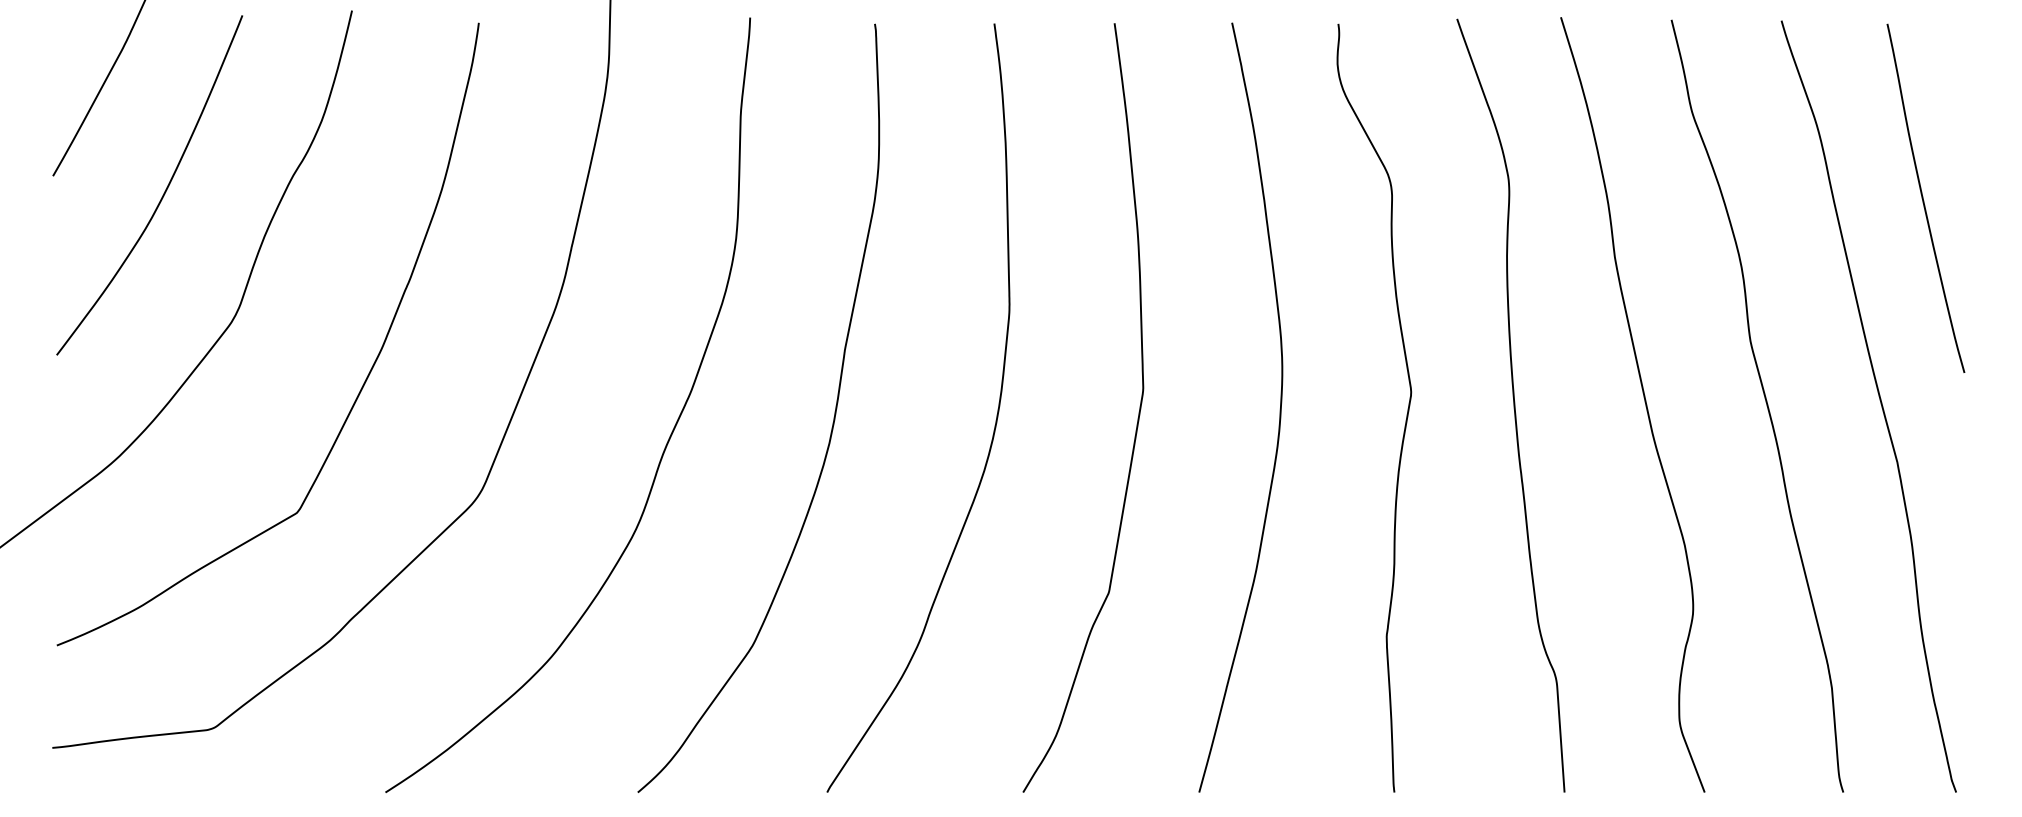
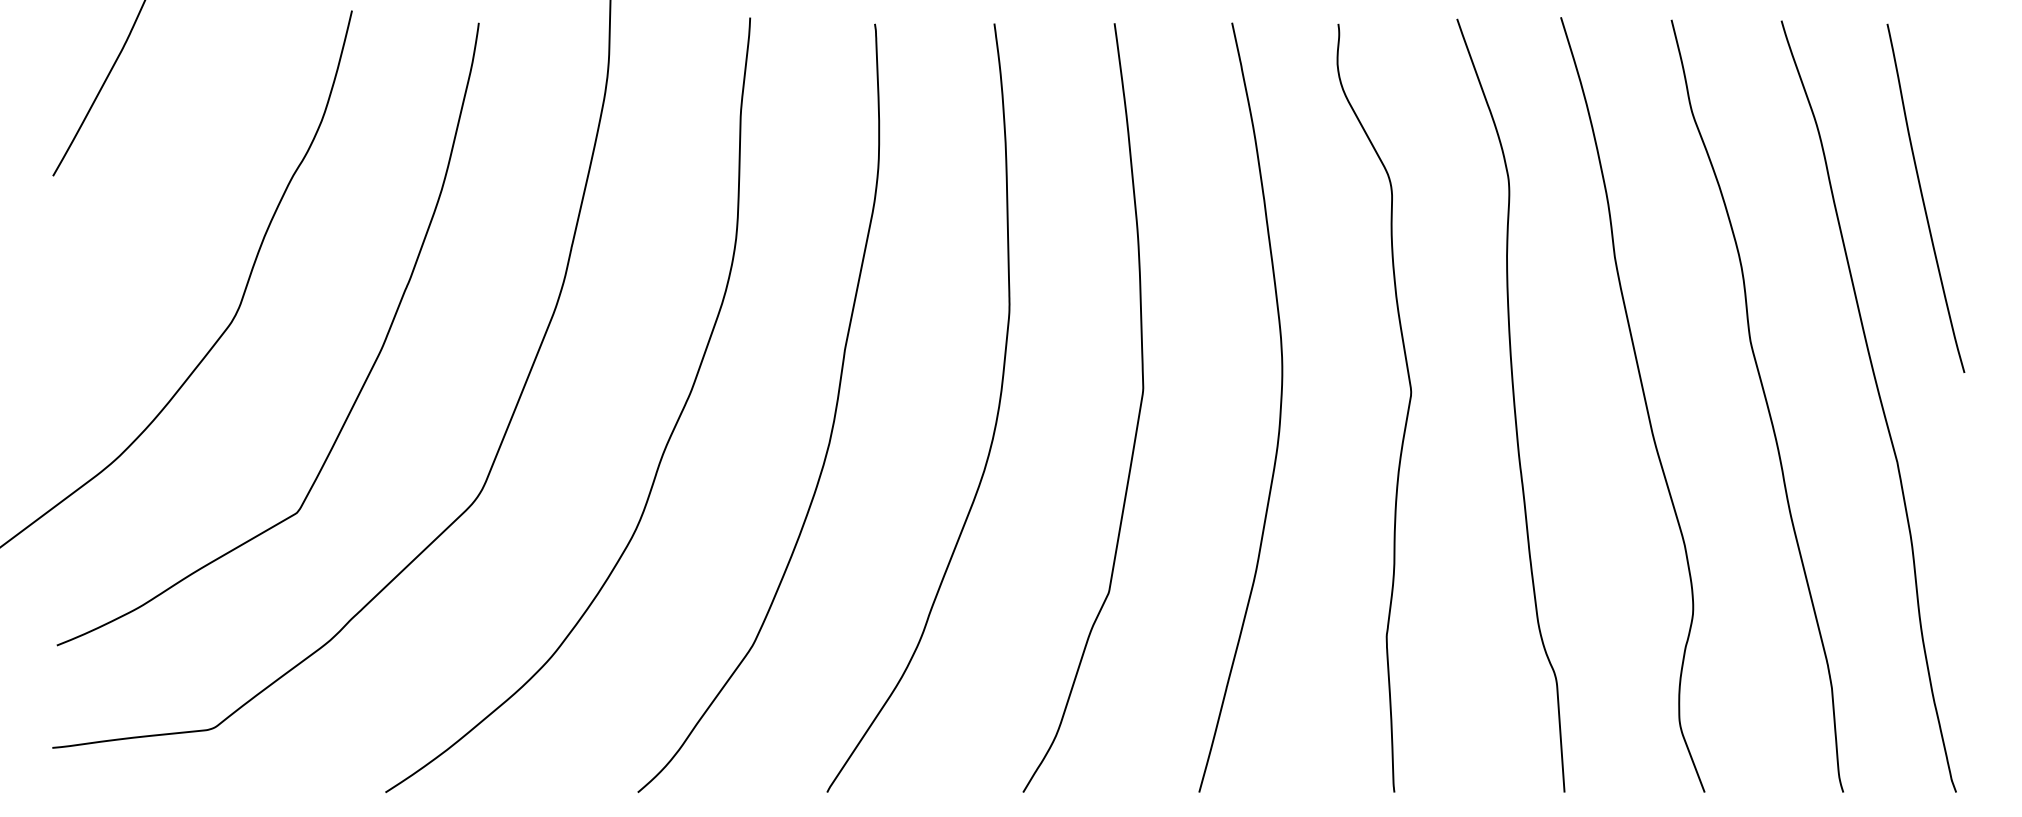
curve: present -> none (163, 193)
